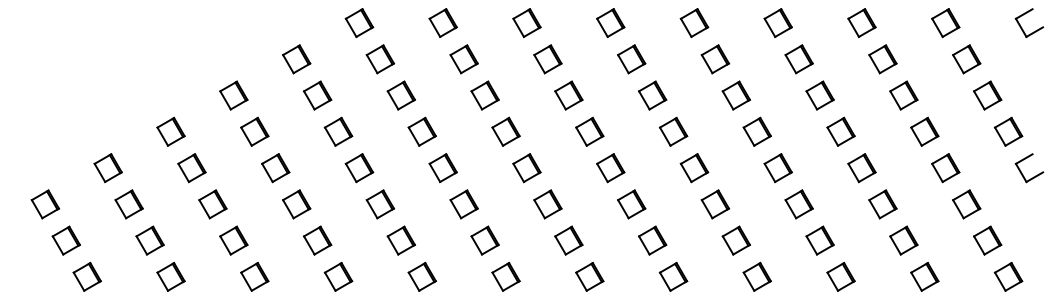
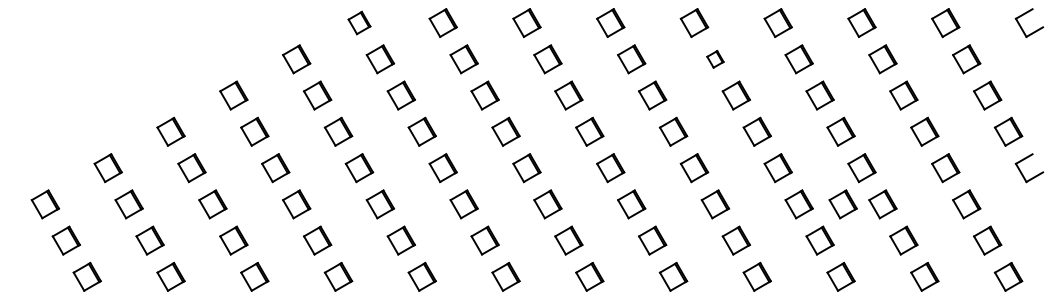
part size: 31x30 px -> 25x26 px (359, 22)
part size: 31x31 px -> 19x20 px (715, 58)
part: none -> present (842, 204)
